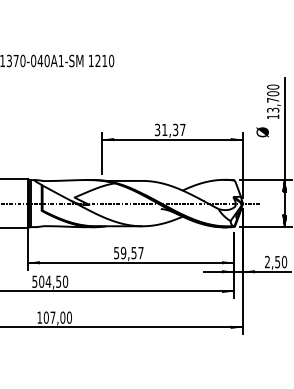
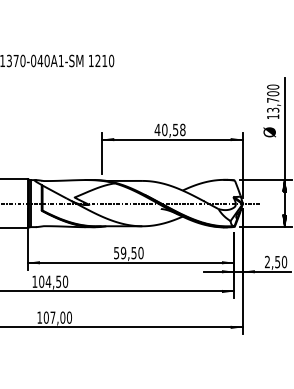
text: 31,37 -> 40,58 (169, 129)
text position: (262, 132) -> (269, 132) (269, 132)
text: 59,57 -> 59,50 (140, 253)
text: 504,50 -> 104,50 (34, 281)
